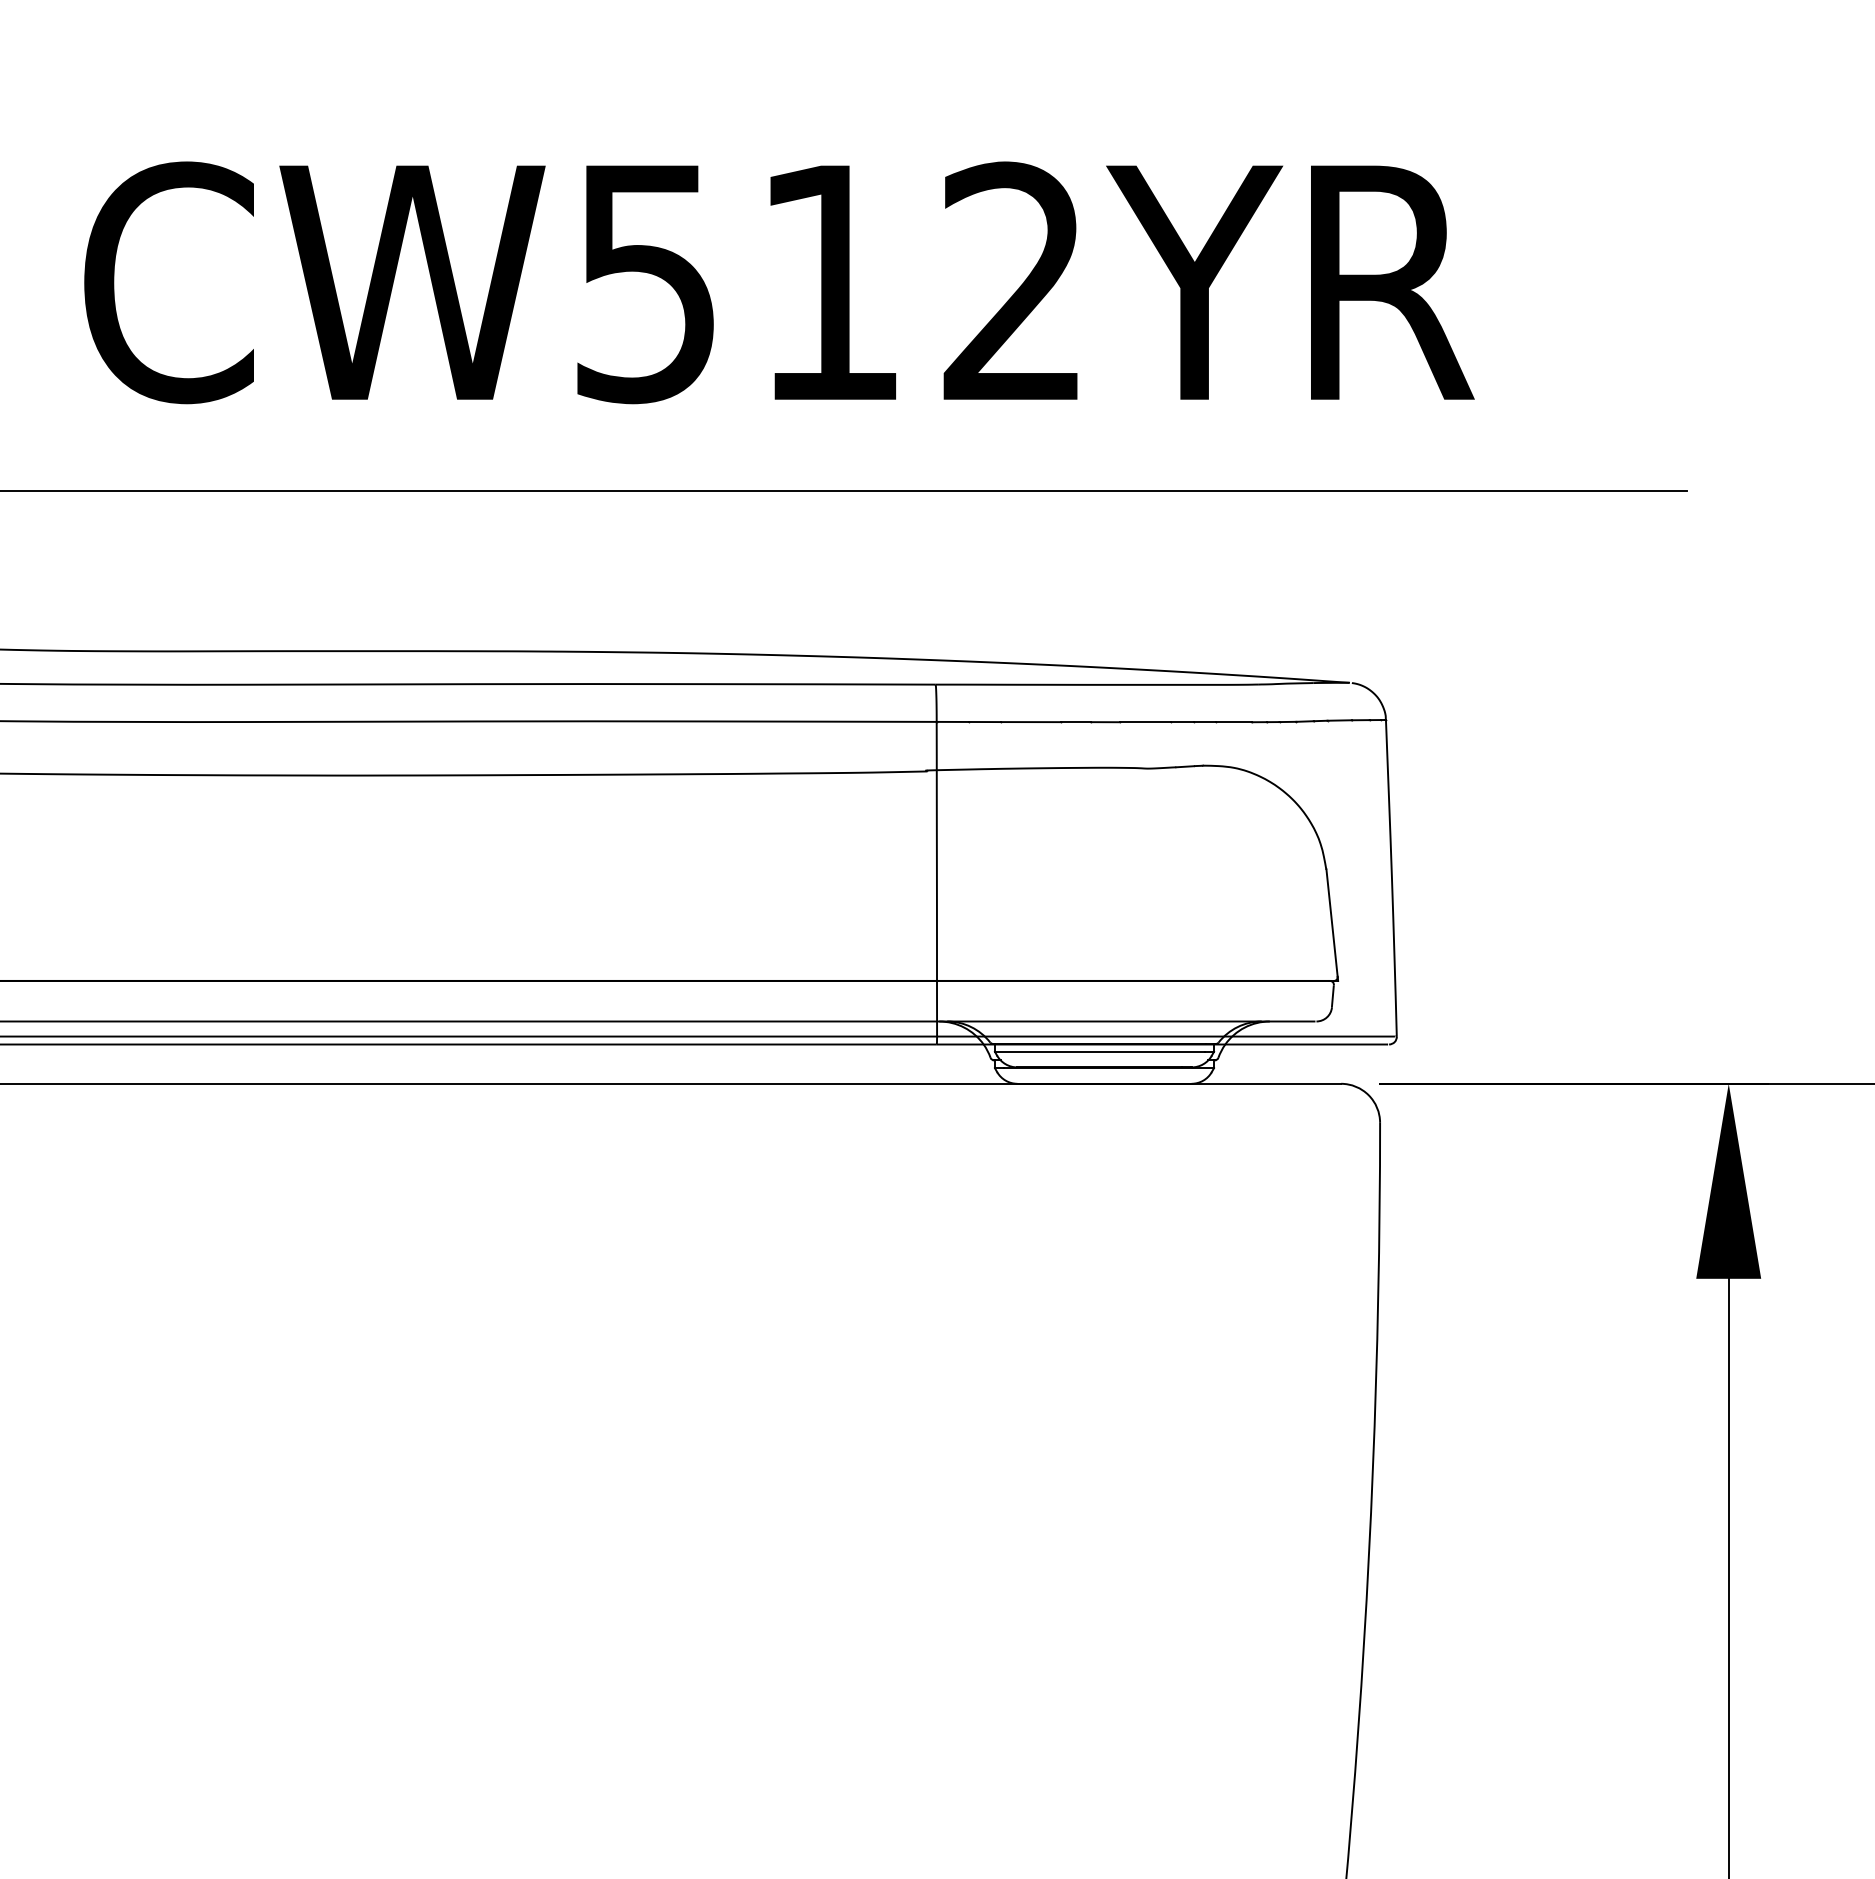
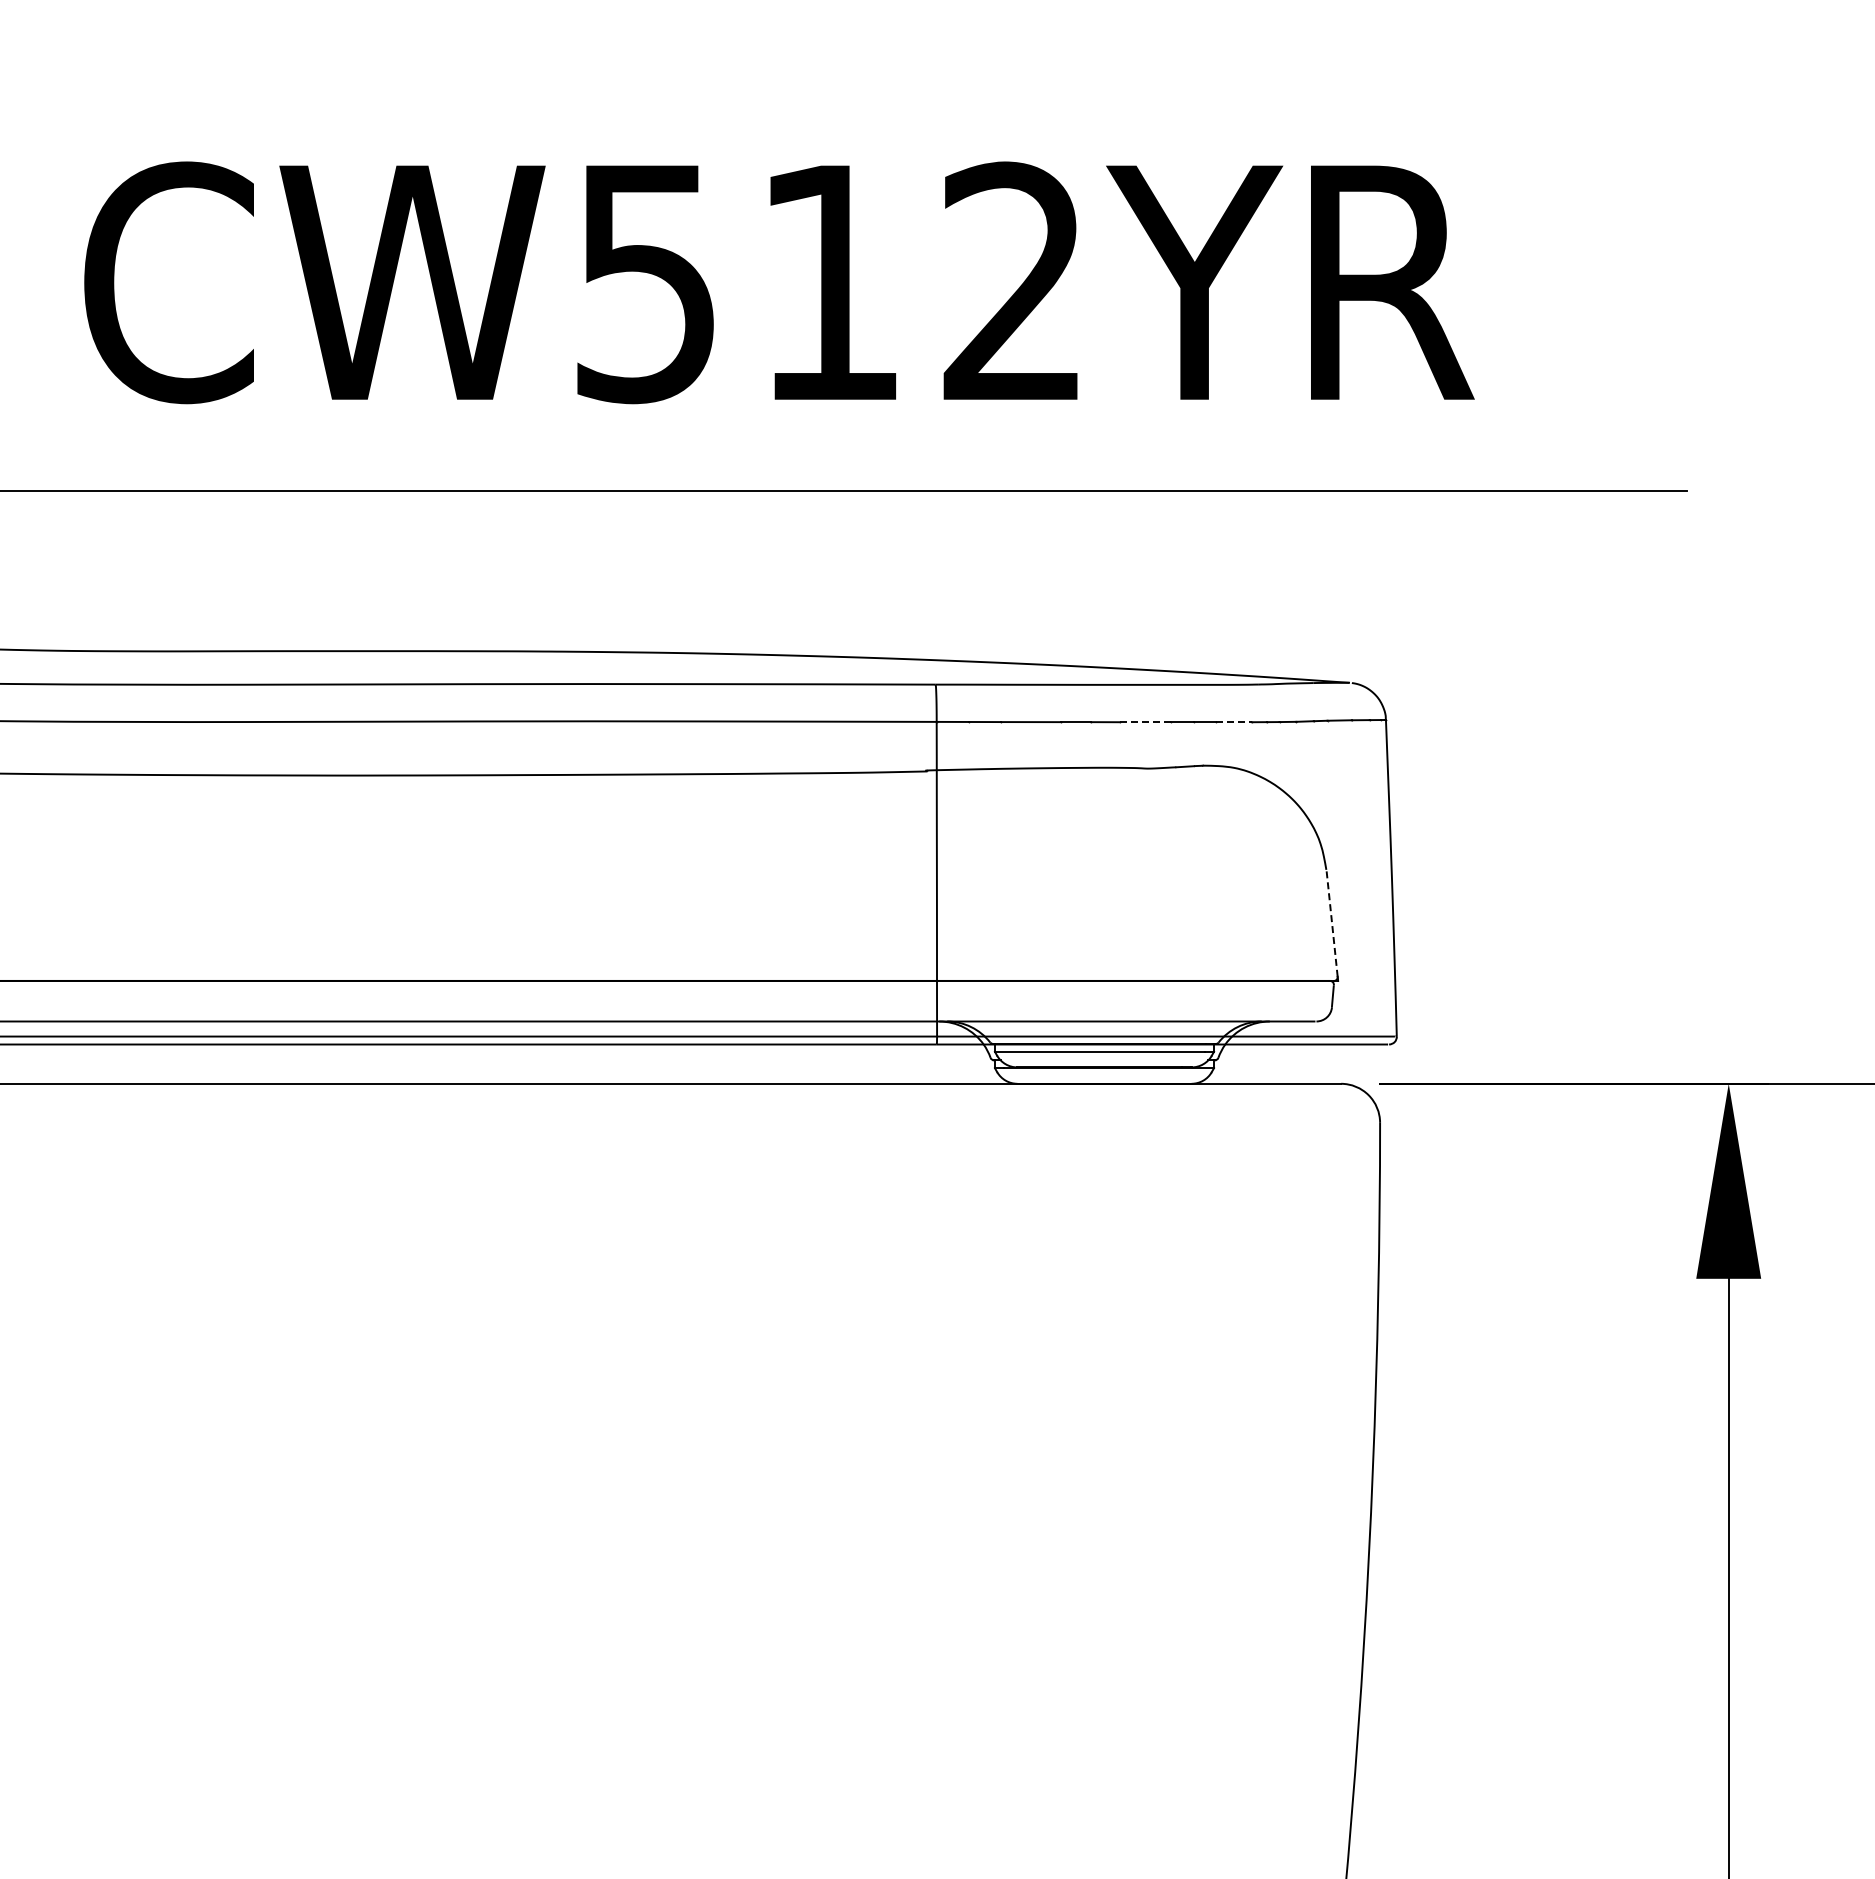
line: solid -> dashed (1145, 722)
line: solid -> dashed (1233, 722)
line: solid -> dashed (1332, 923)
